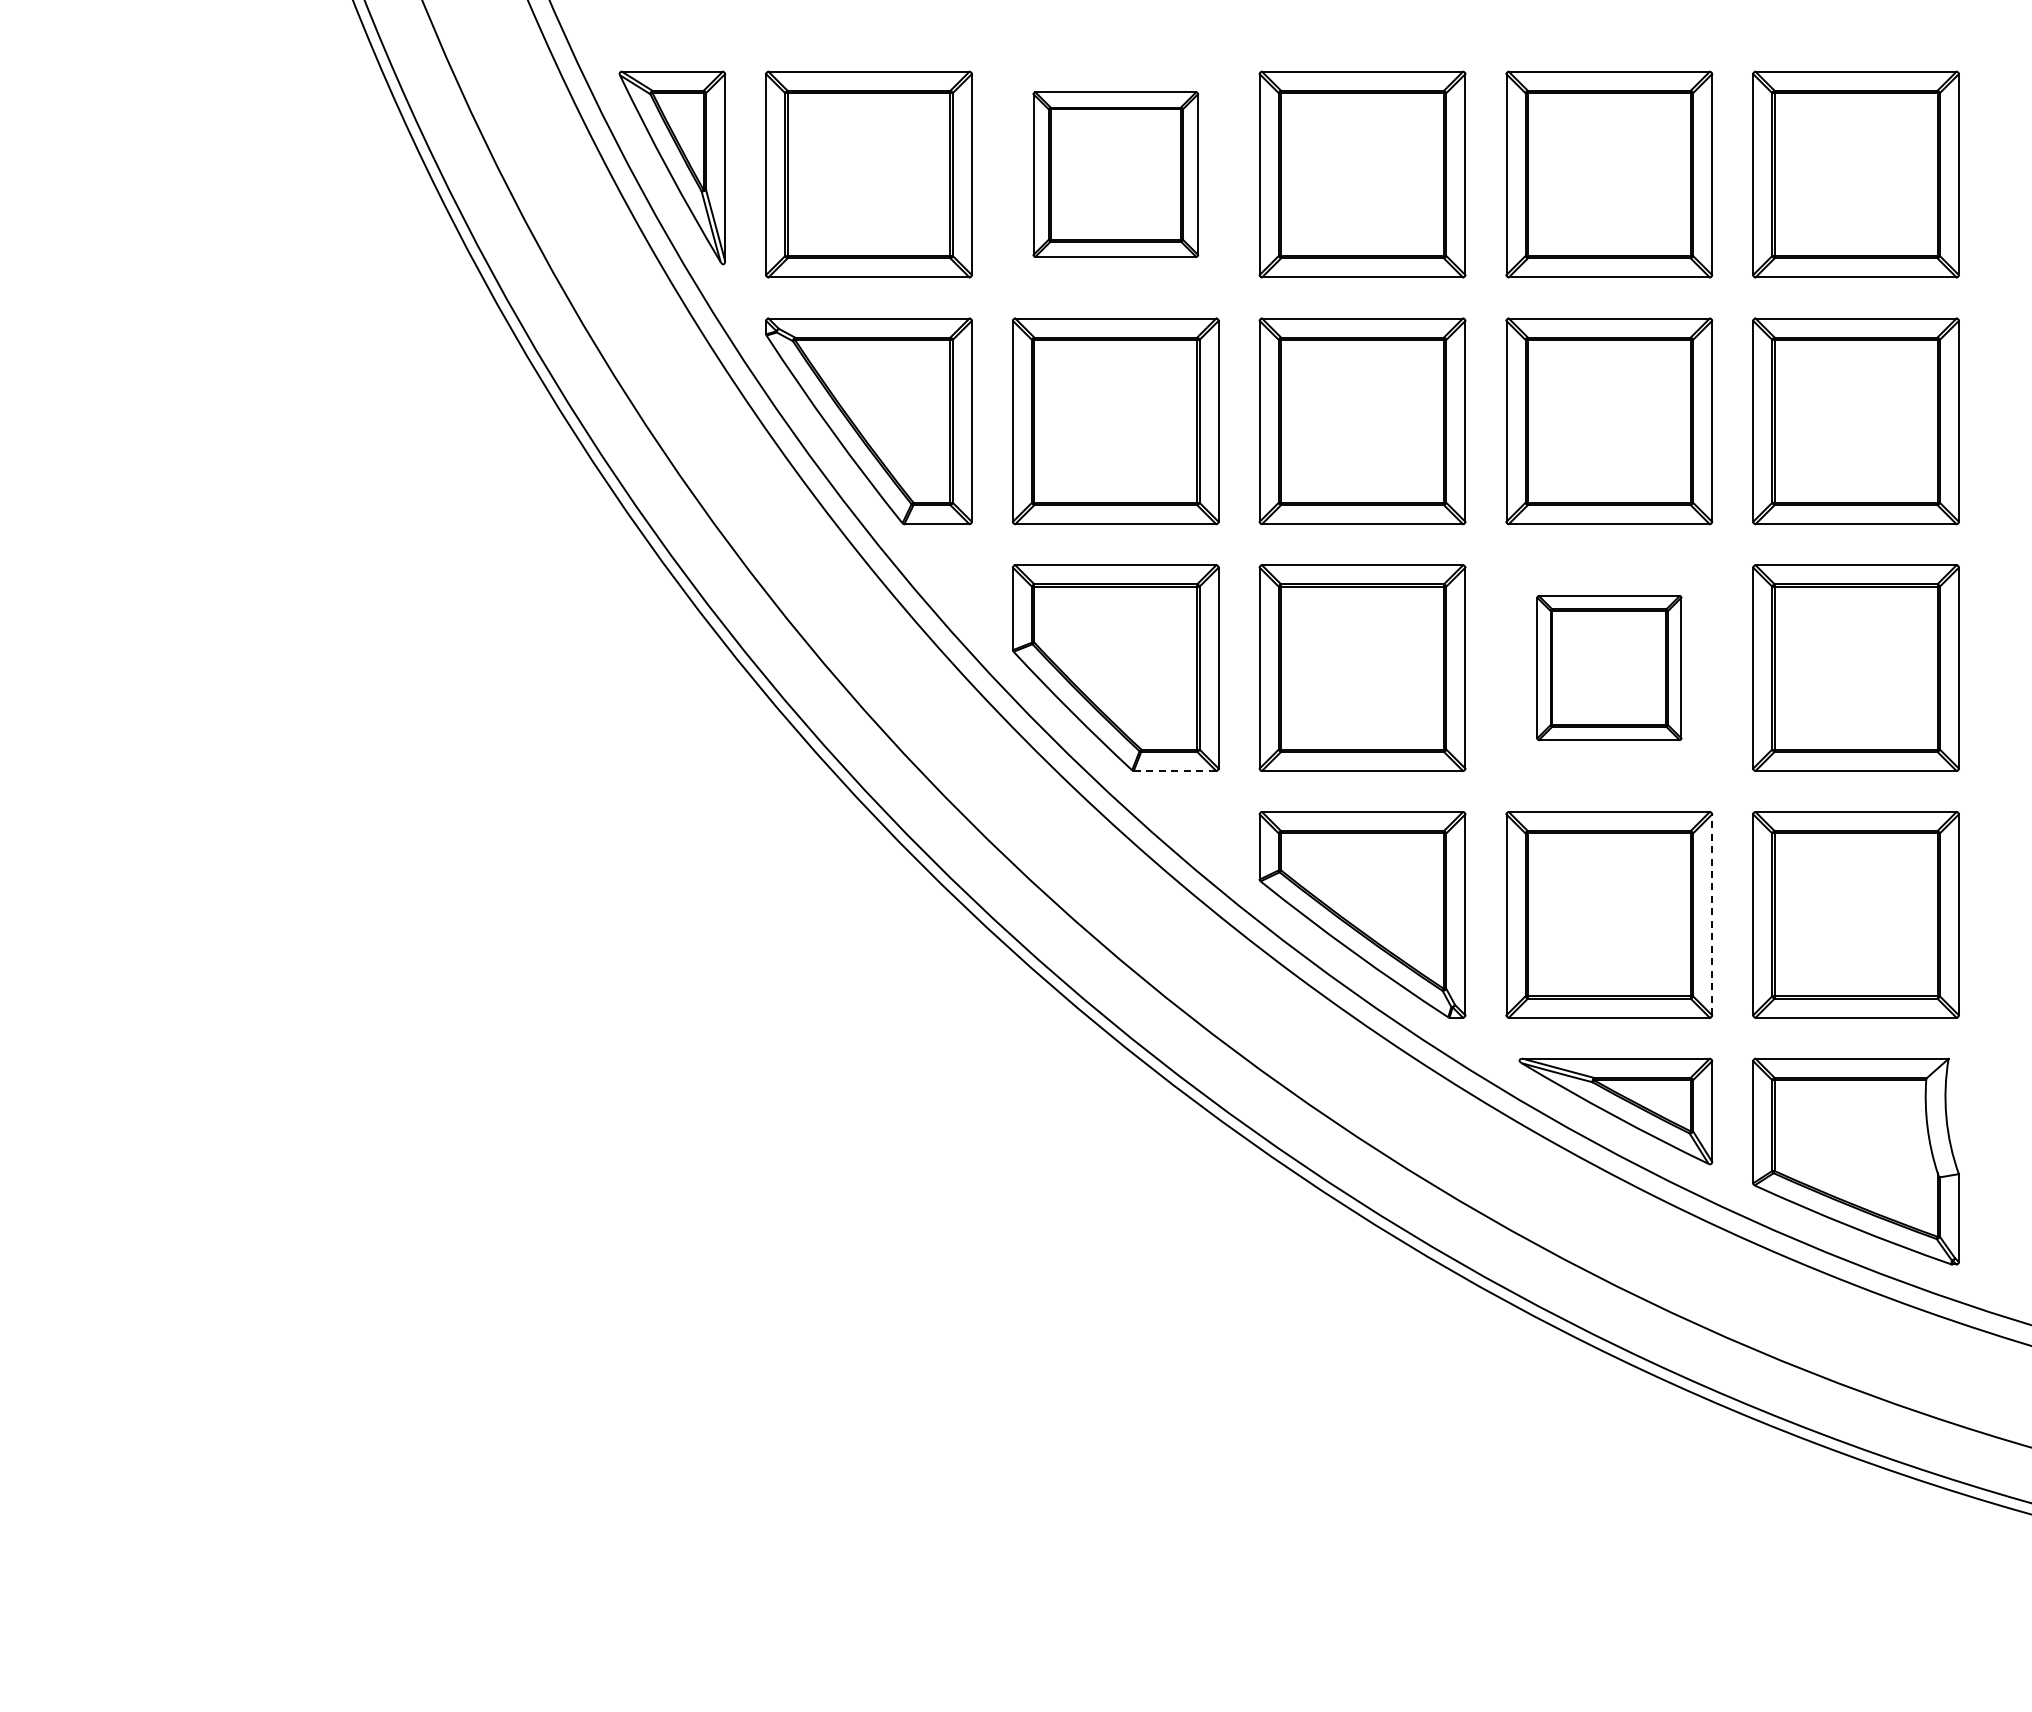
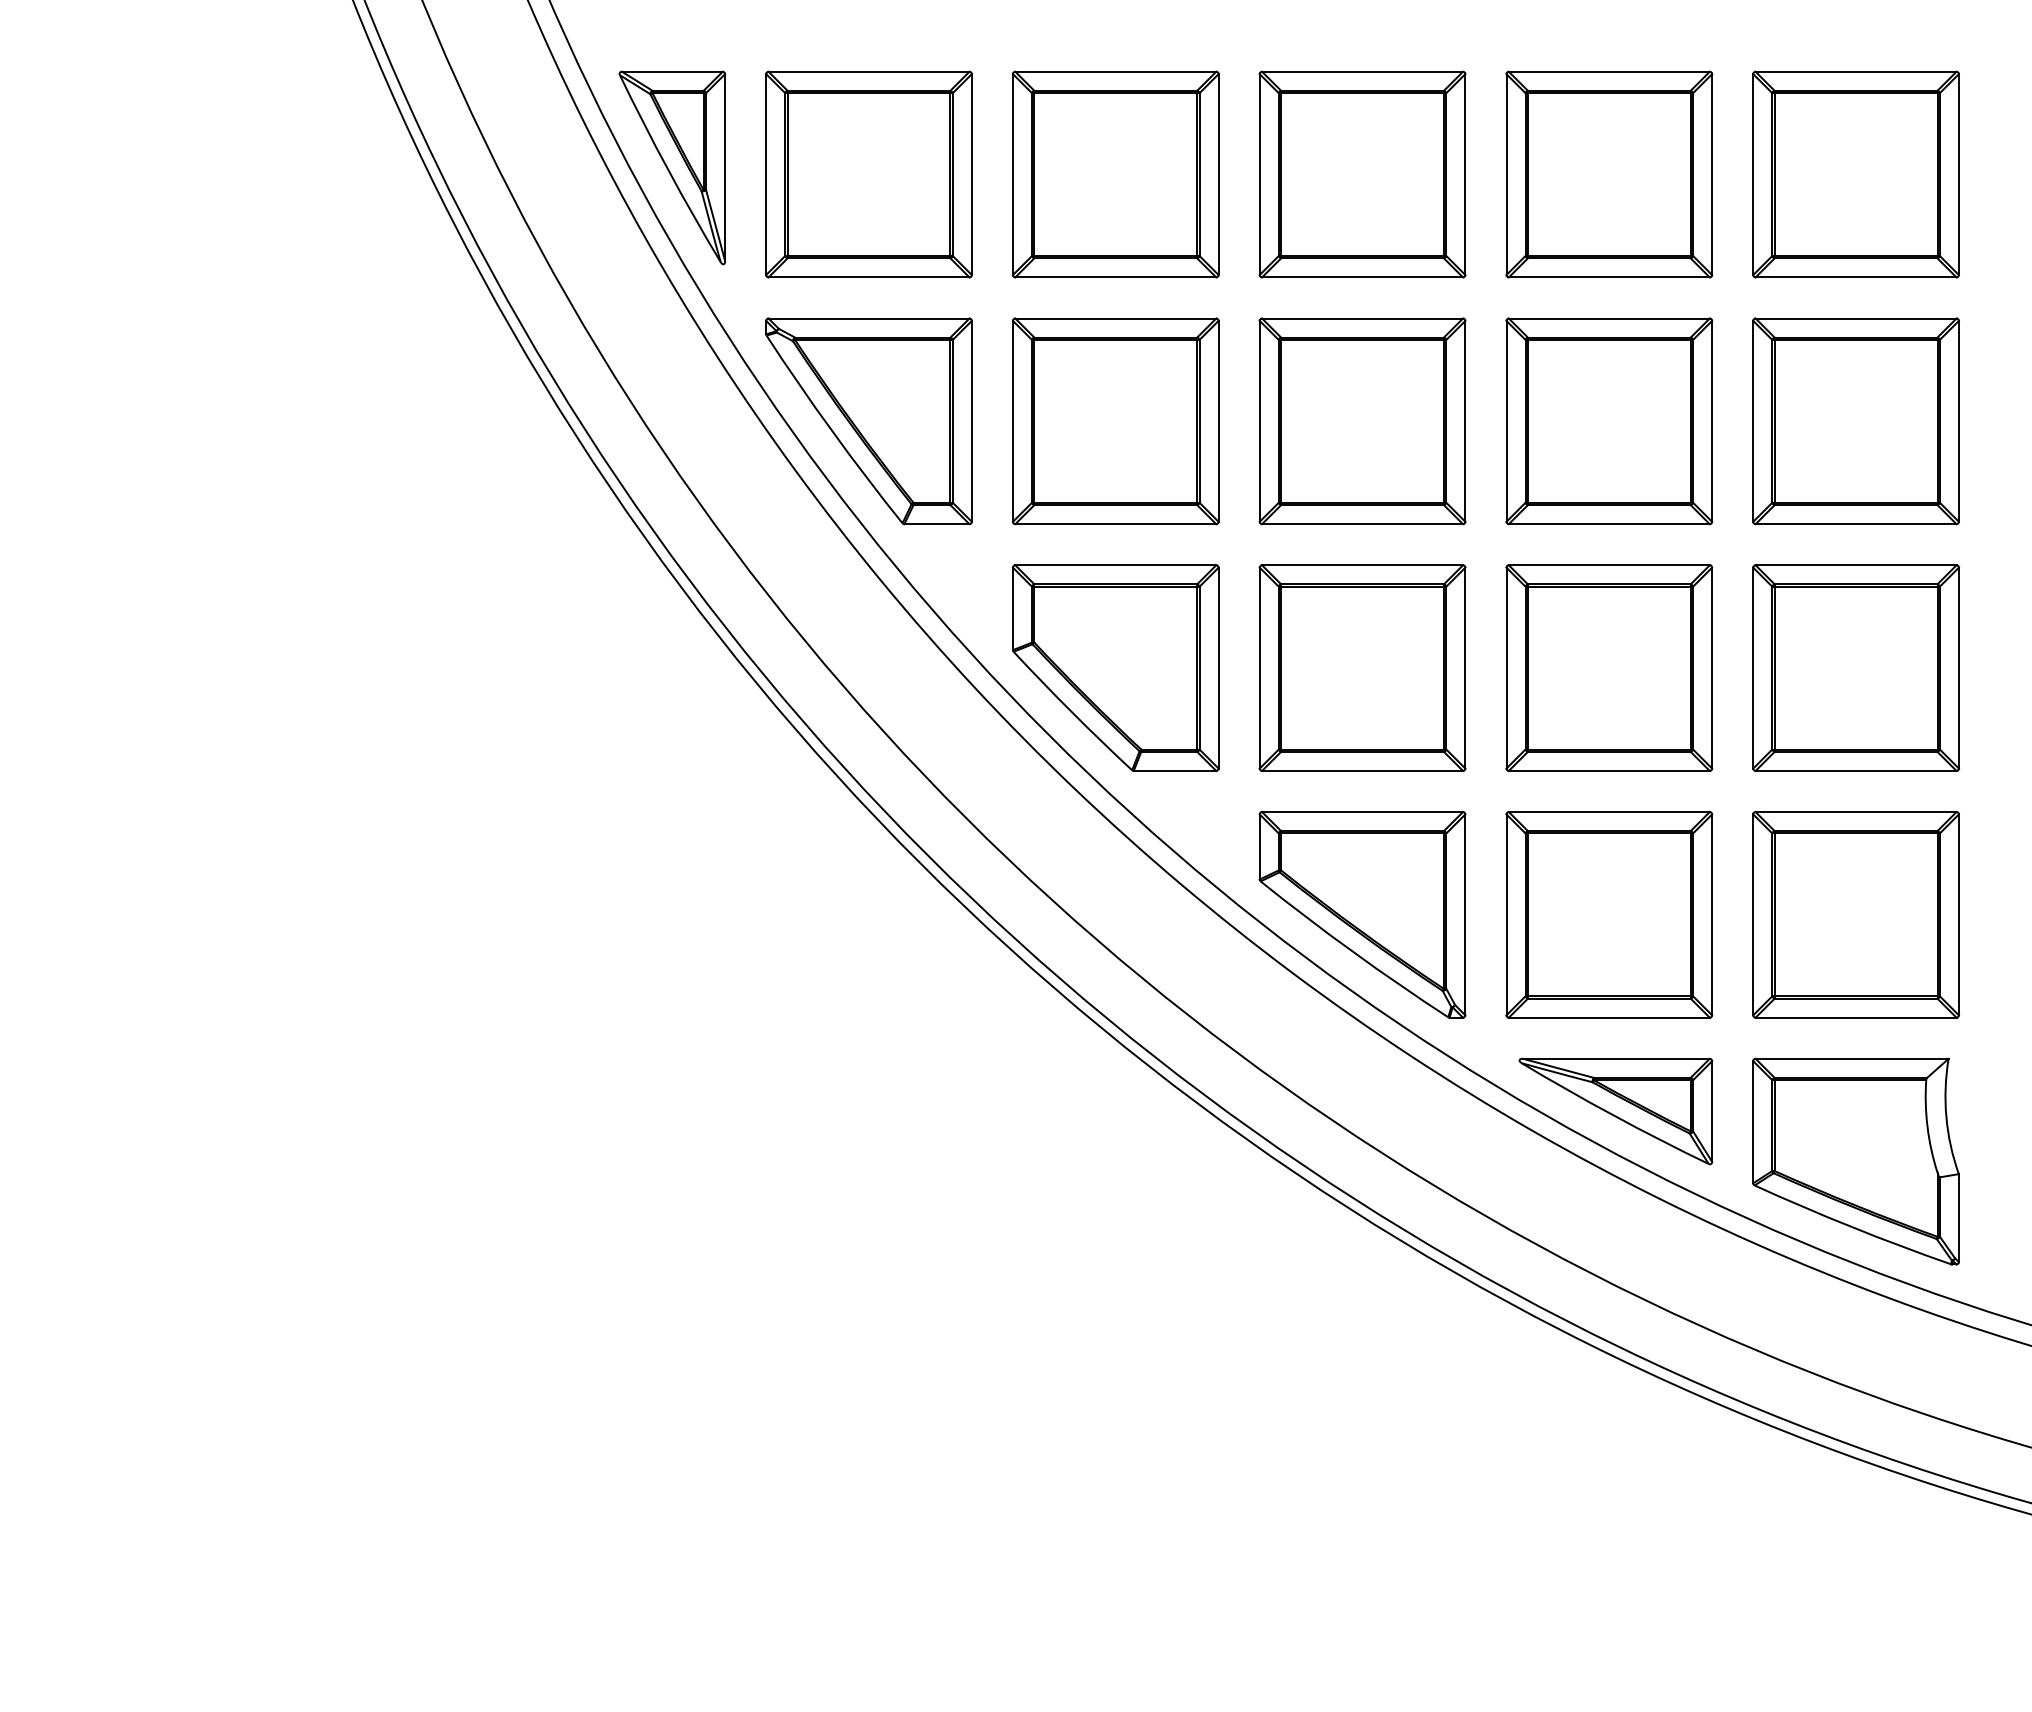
part size: 168x167 px -> 208x209 px (1115, 174)
part size: 147x147 px -> 209x208 px (1609, 667)
line: dashed -> solid (1175, 770)
line: dashed -> solid (1712, 914)
